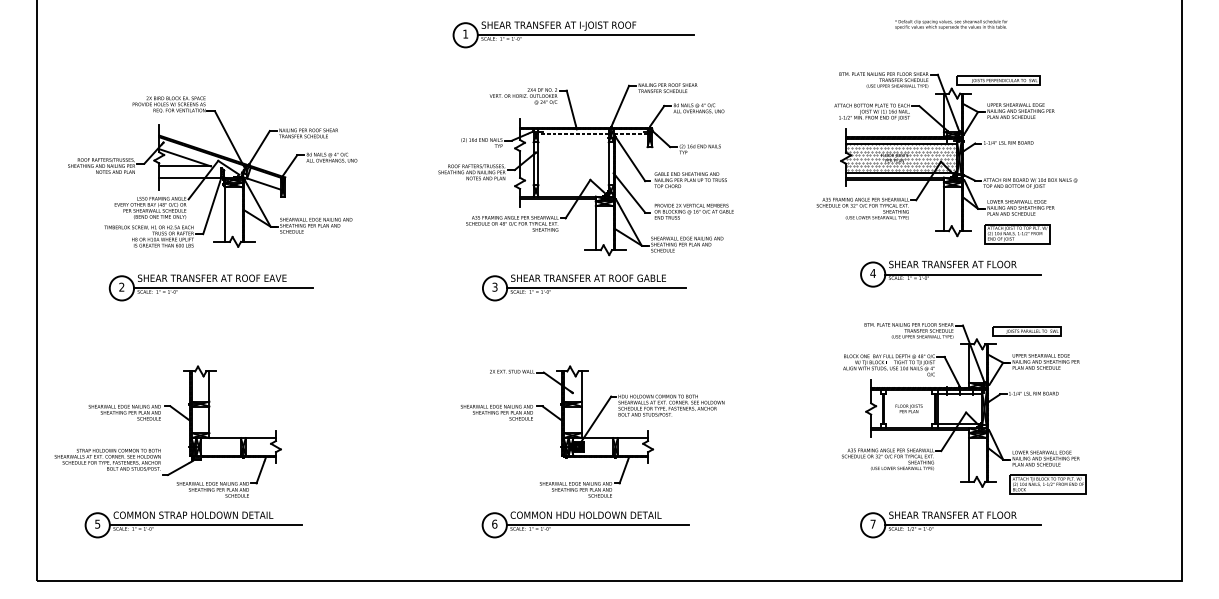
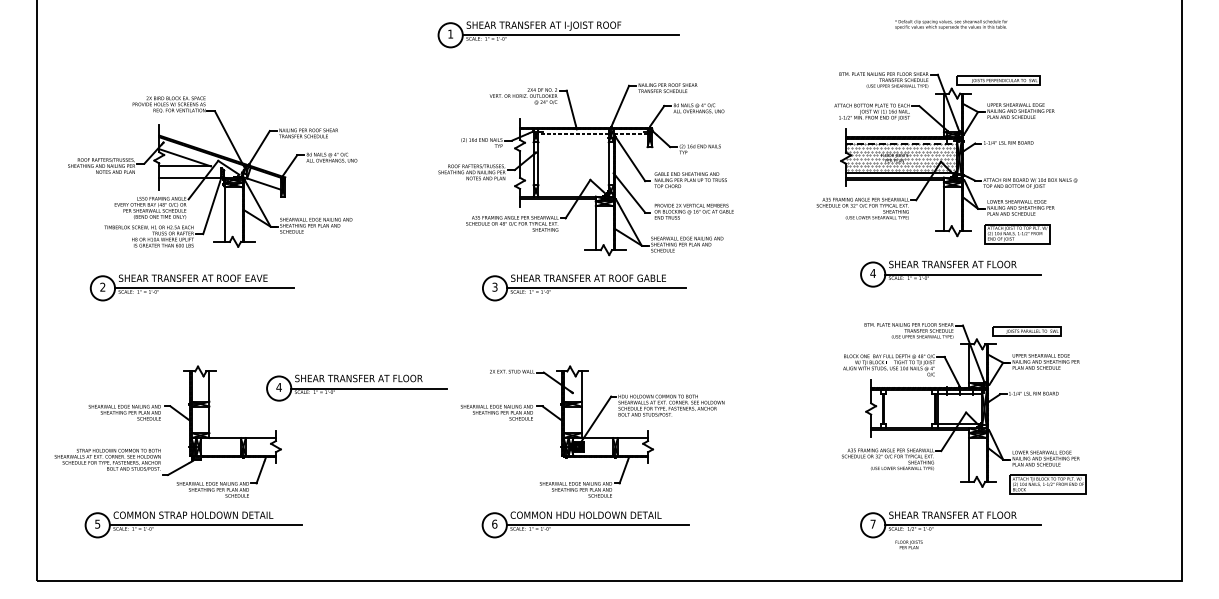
part position: (573, 34) -> (558, 34) (558, 34)
line: solid -> dashed (901, 143)
part position: (210, 287) -> (191, 287) (191, 287)
part: none -> present (356, 387)
text position: (908, 408) -> (908, 544) (908, 544)
